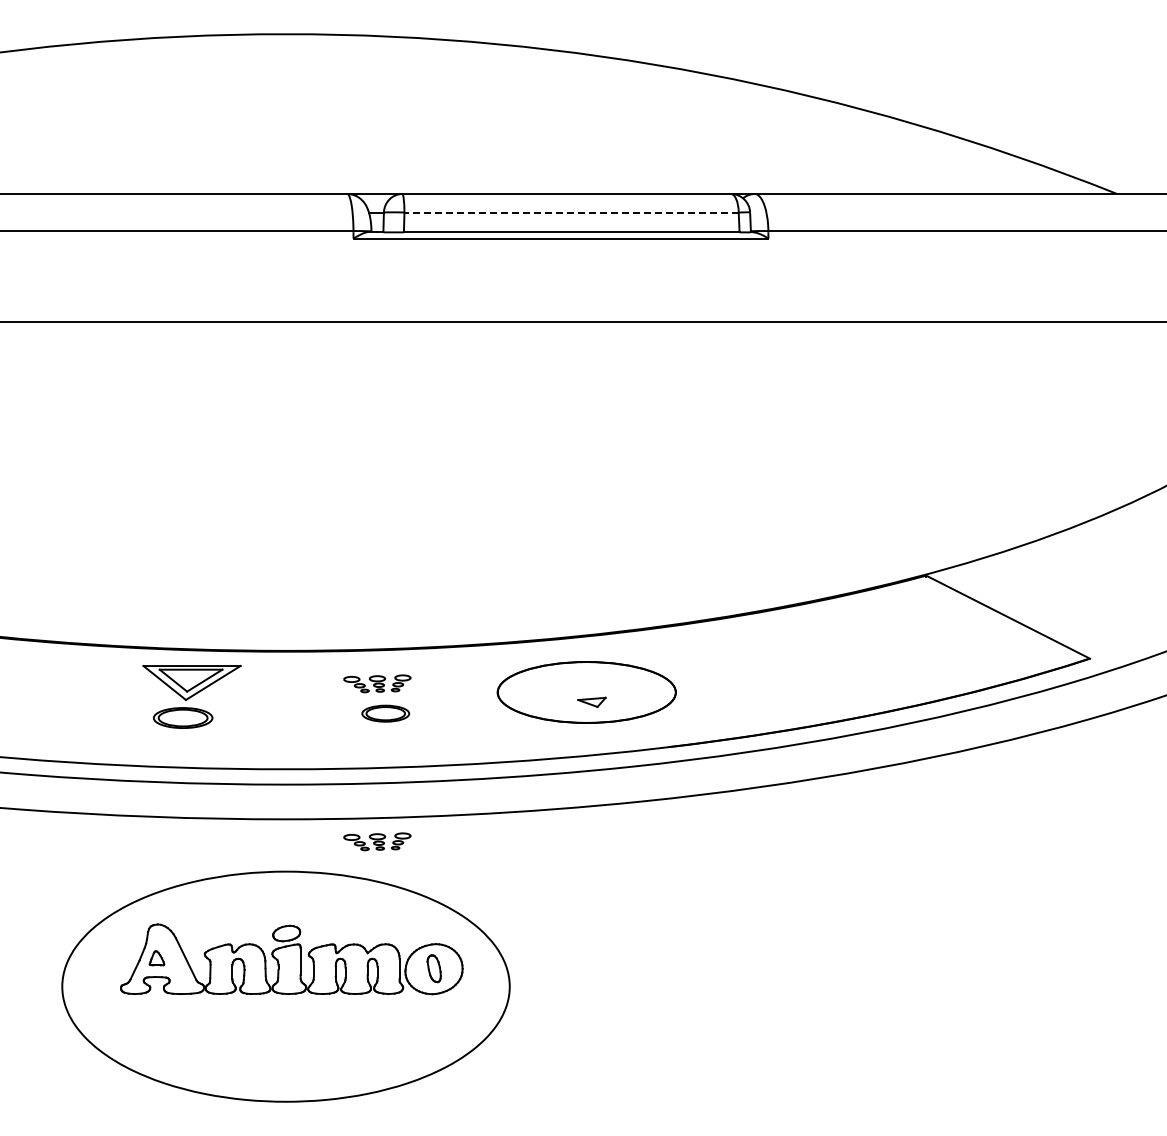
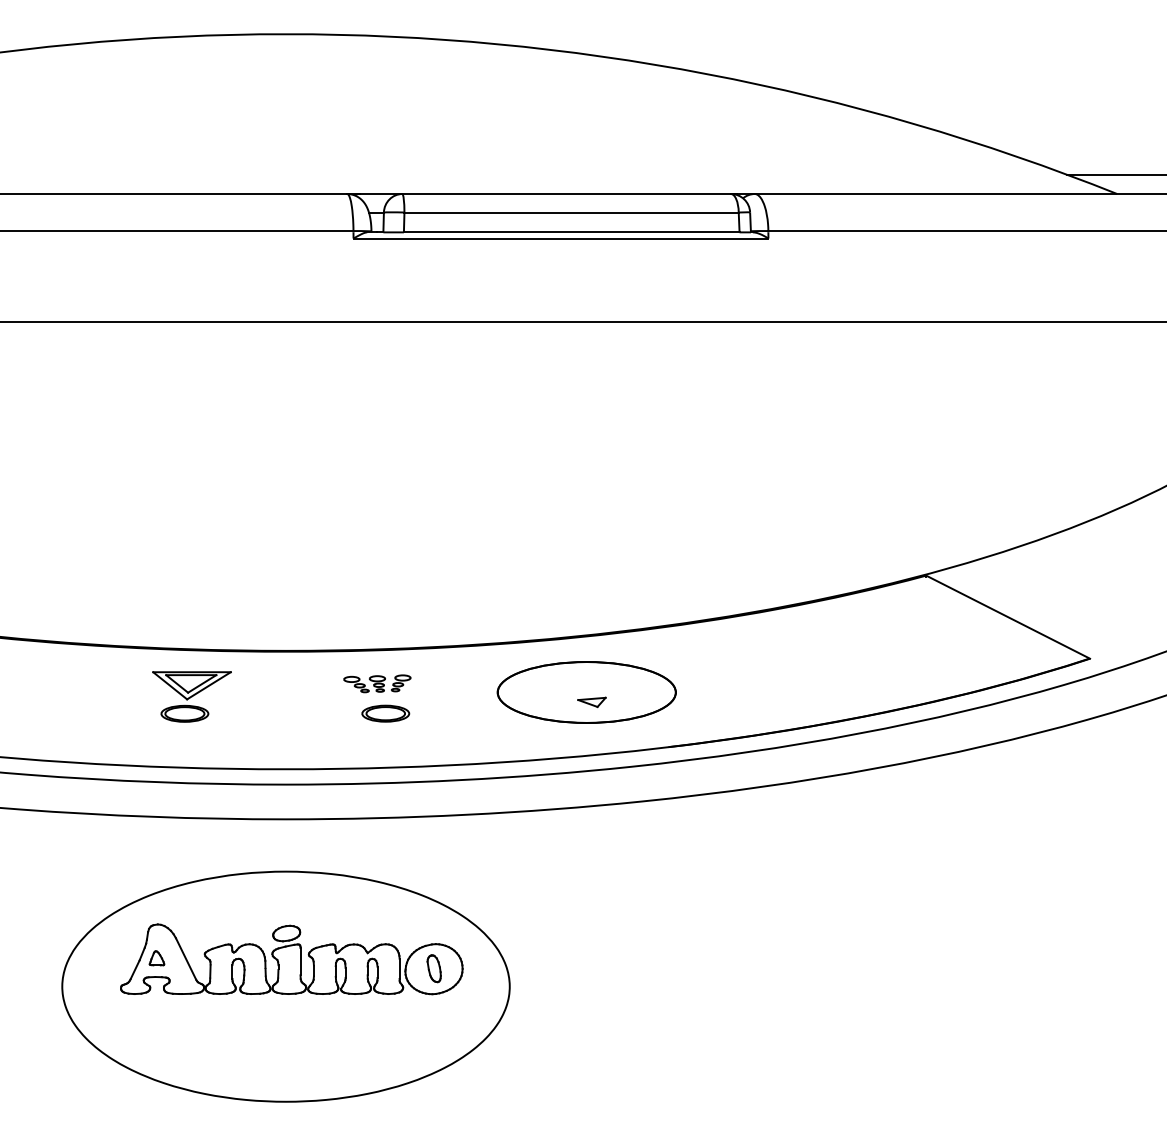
line: none -> present (1115, 174)
line: dashed -> solid (571, 212)
part size: 100x64 px -> 80x52 px (191, 696)
part: present -> none (377, 841)
